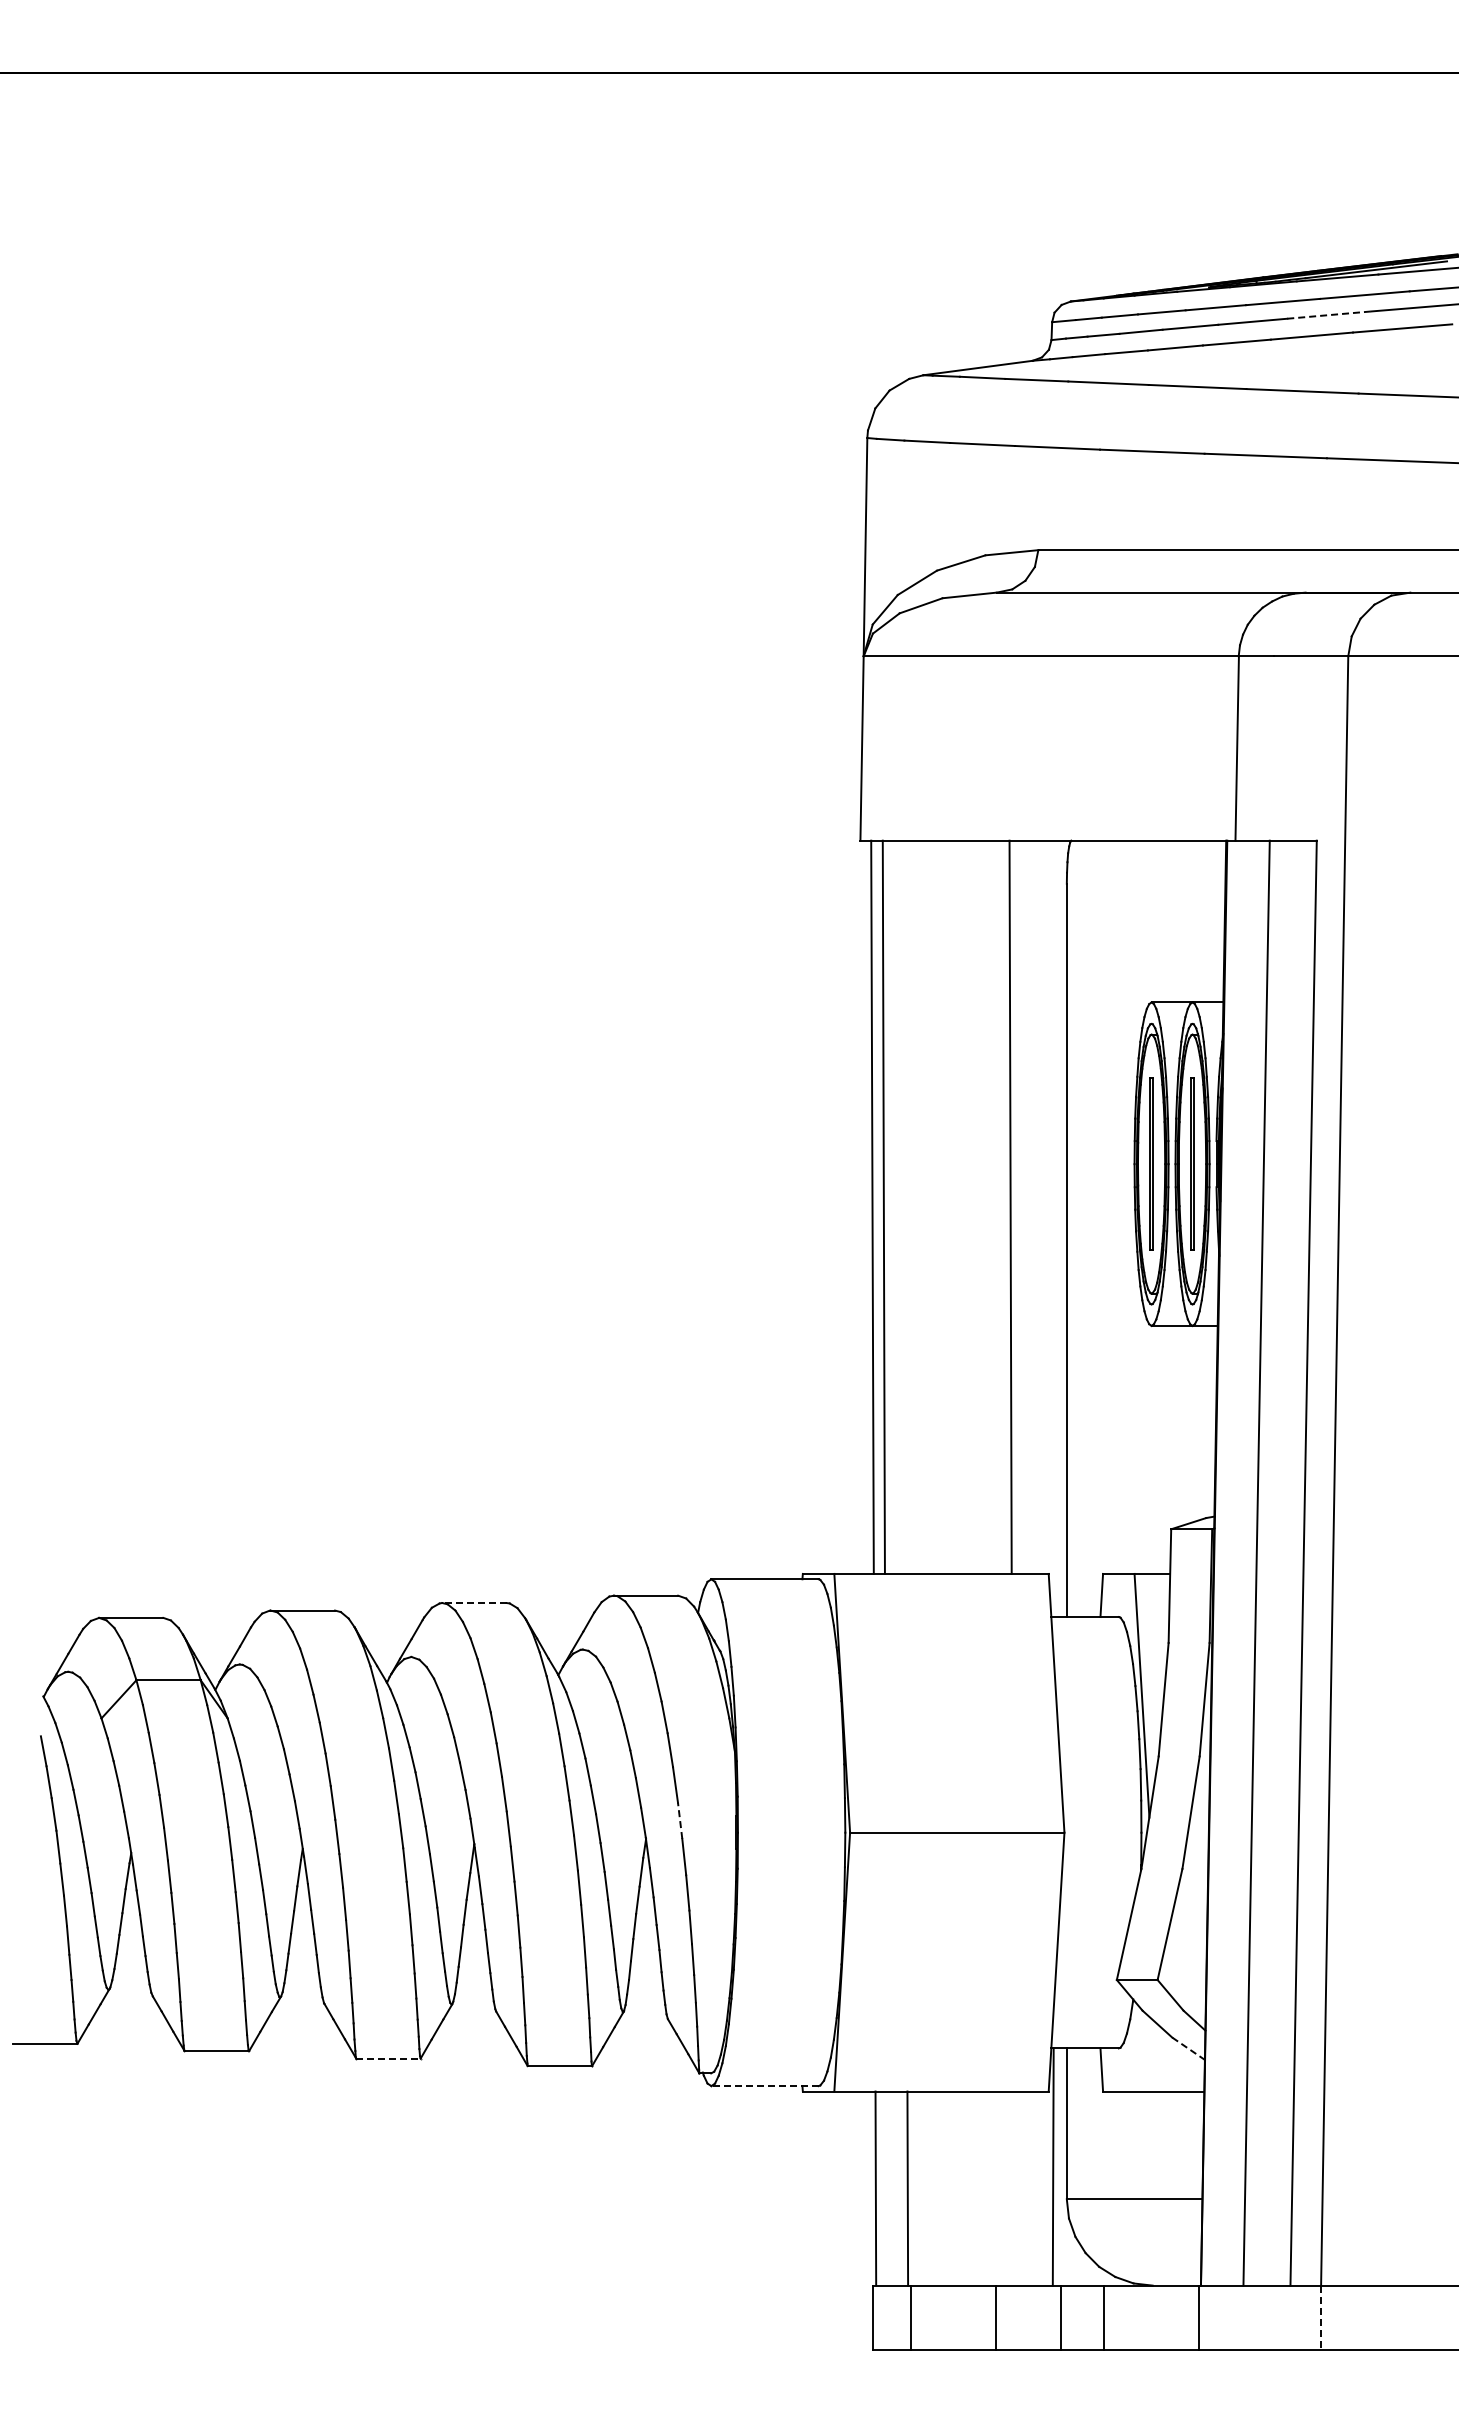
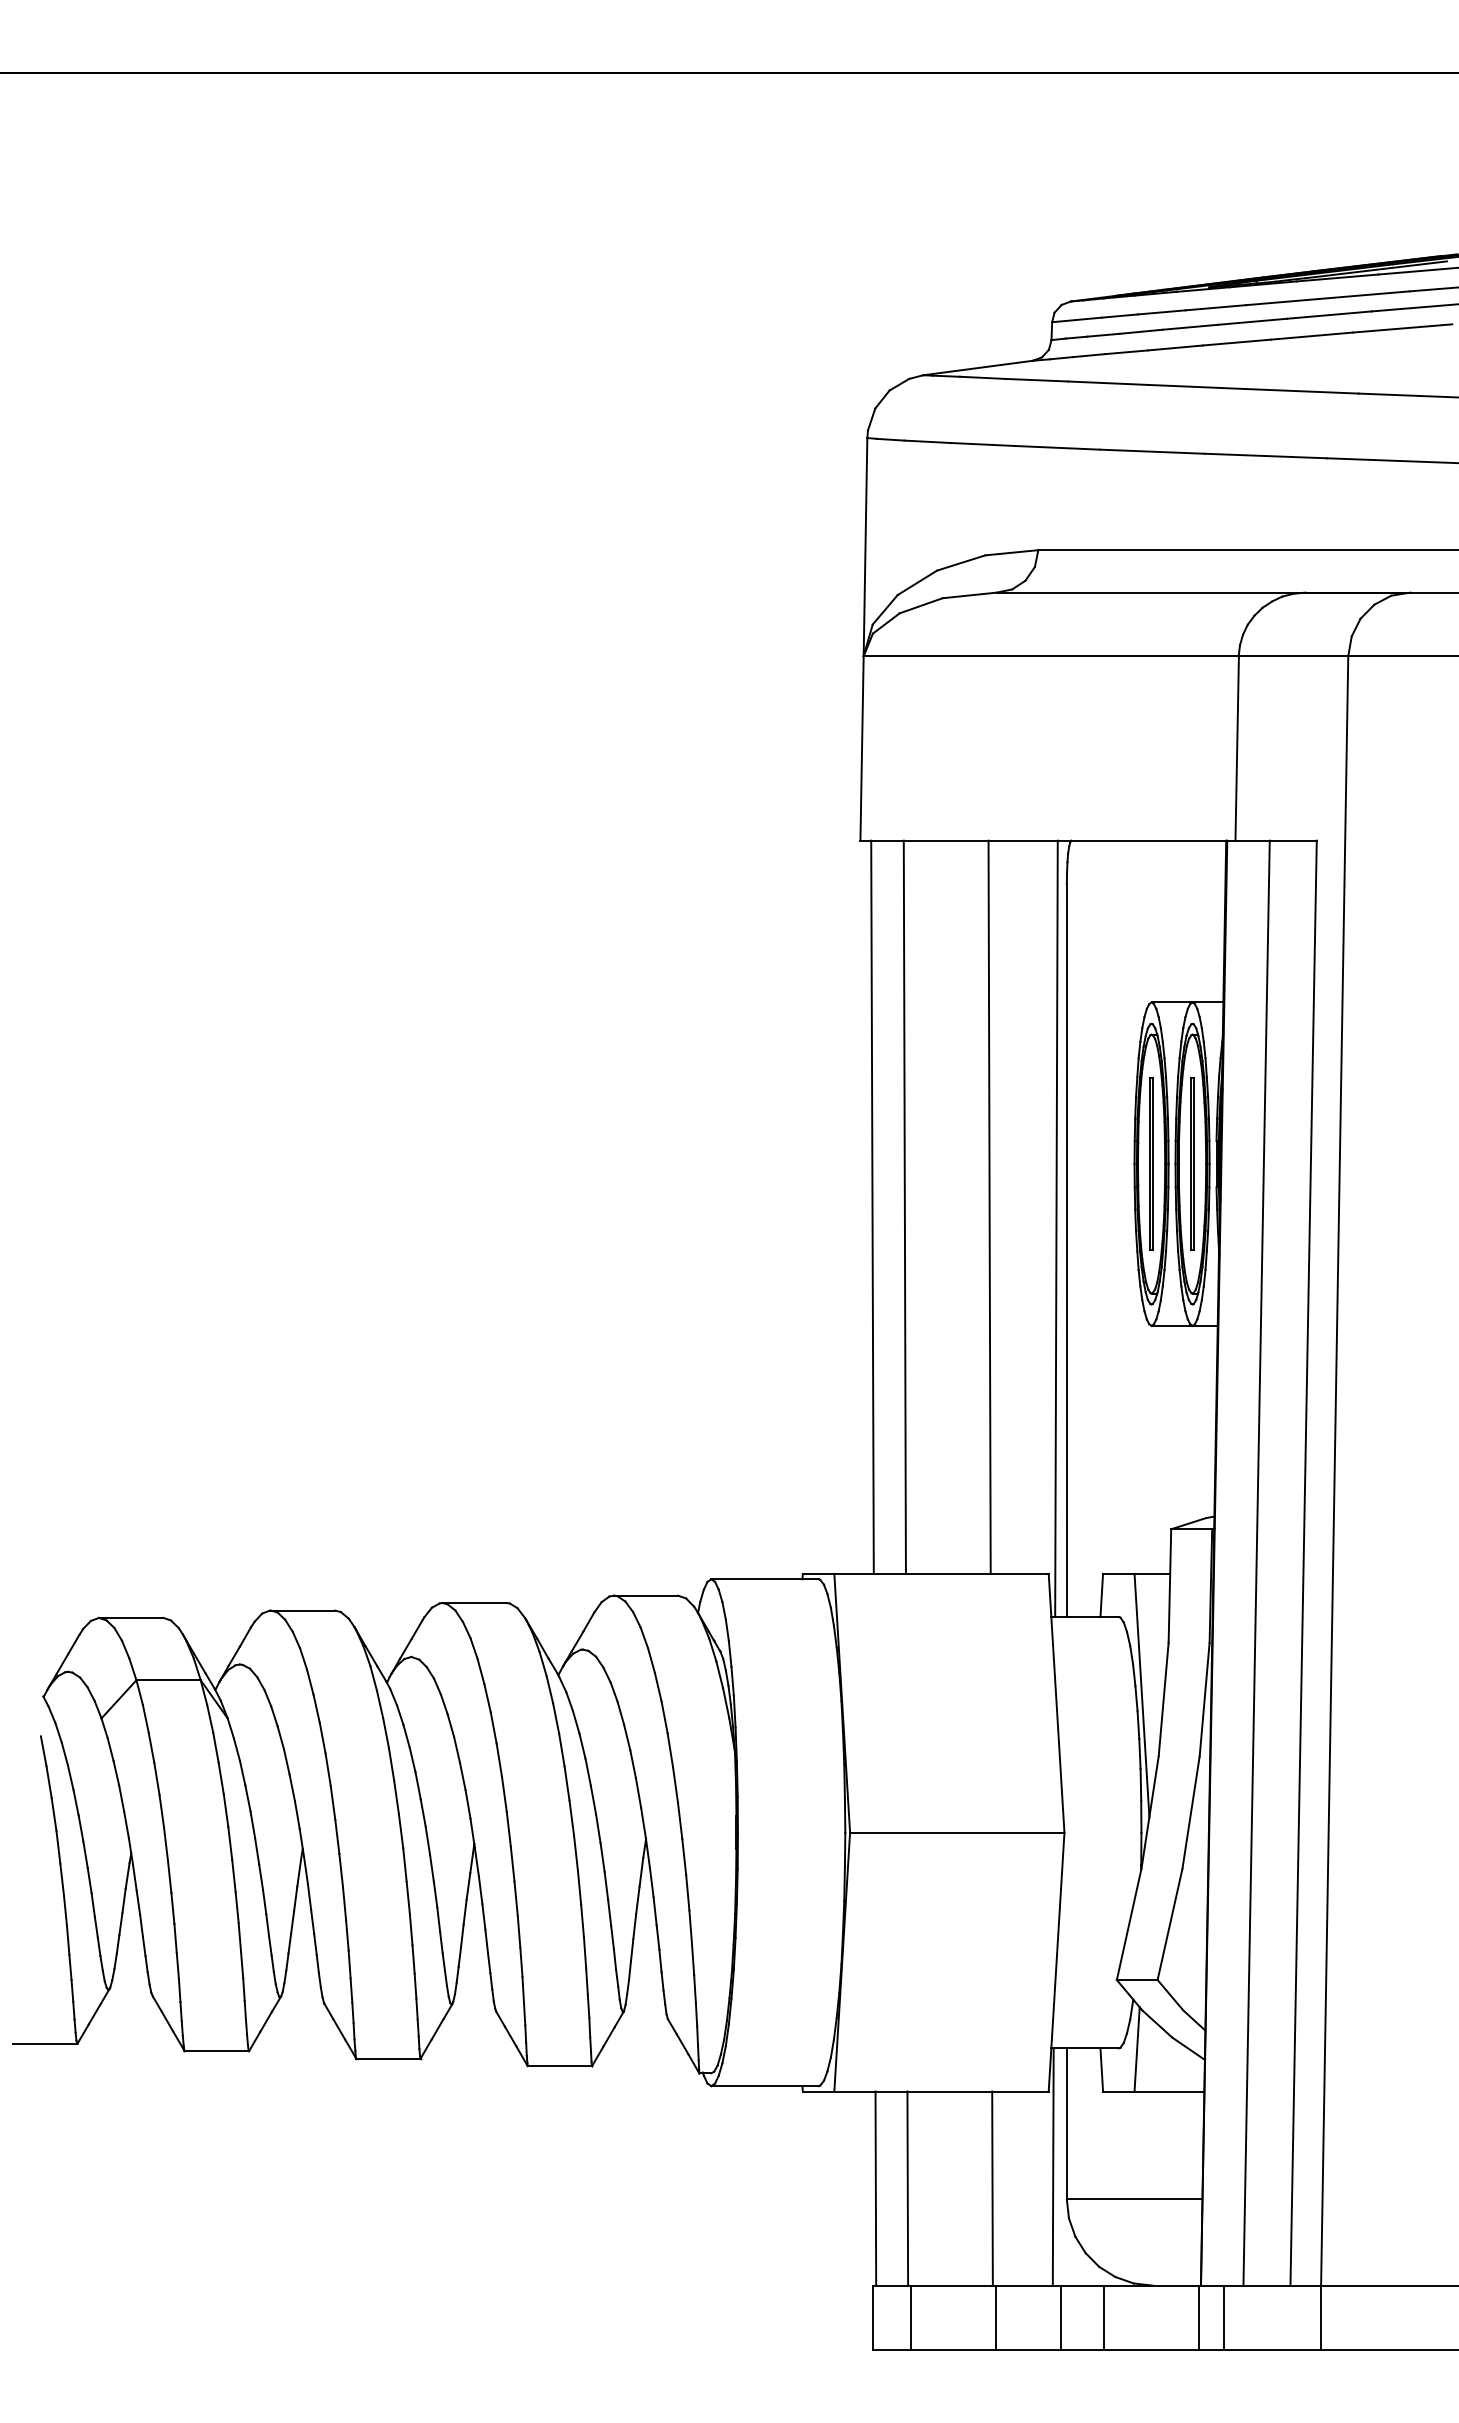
line: dashed -> solid (1330, 315)
line position: (883, 1206) -> (904, 1206) (904, 1206)
line position: (1010, 1206) -> (989, 1206) (989, 1206)
line: none -> present (1056, 1228)
line: dashed -> solid (473, 1603)
line: dashed -> solid (680, 1820)
line: dashed -> solid (1188, 2048)
line: none -> present (1136, 2049)
line: dashed -> solid (388, 2058)
line: dashed -> solid (765, 2086)
line: none -> present (992, 2188)
line: none -> present (1224, 2317)
line: dashed -> solid (1321, 2318)
